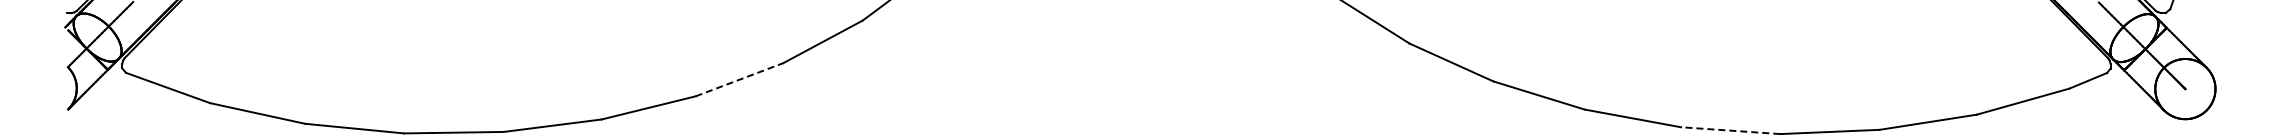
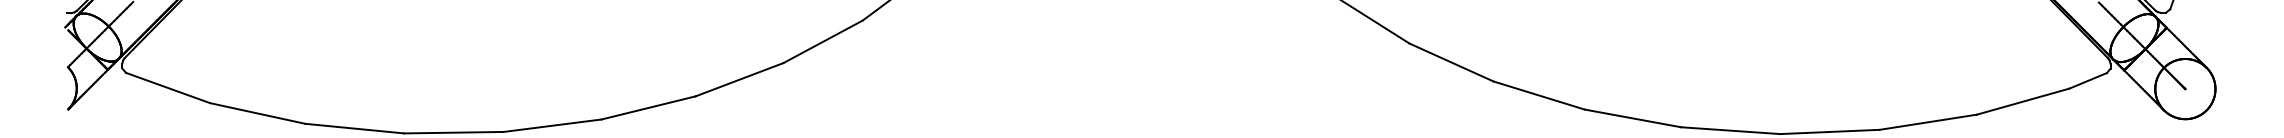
line: dashed -> solid (739, 79)
line: dashed -> solid (1730, 130)
